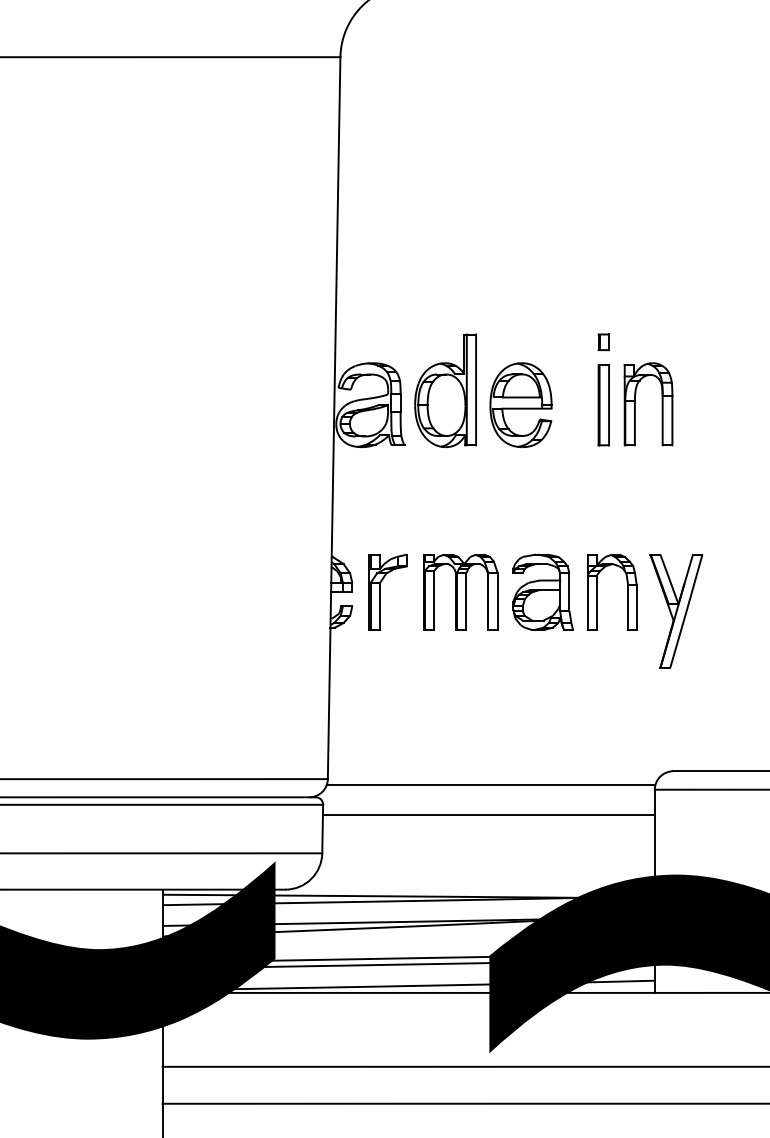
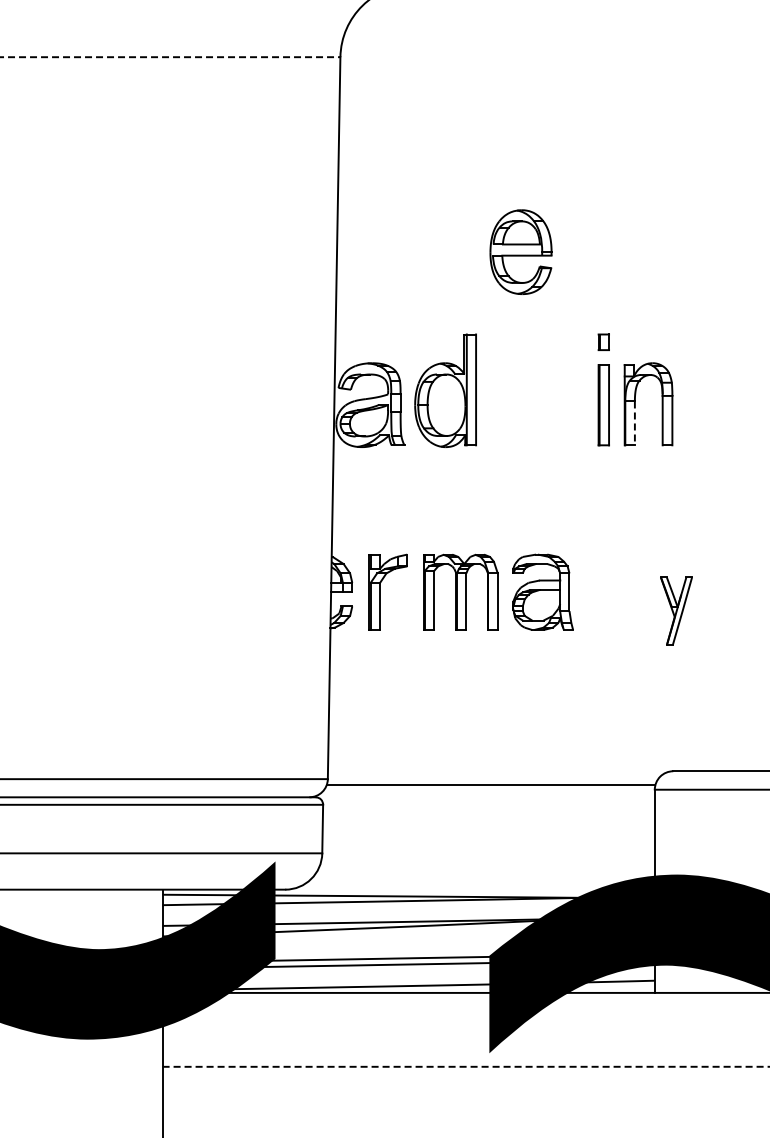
line: solid -> dashed (170, 57)
part position: (520, 404) -> (520, 251) (520, 251)
line: solid -> dashed (634, 423)
part: present -> none (597, 592)
part size: 55x115 px -> 33x70 px (676, 610)
line: present -> none (488, 814)
line: solid -> dashed (466, 1066)
line: present -> none (464, 1103)
